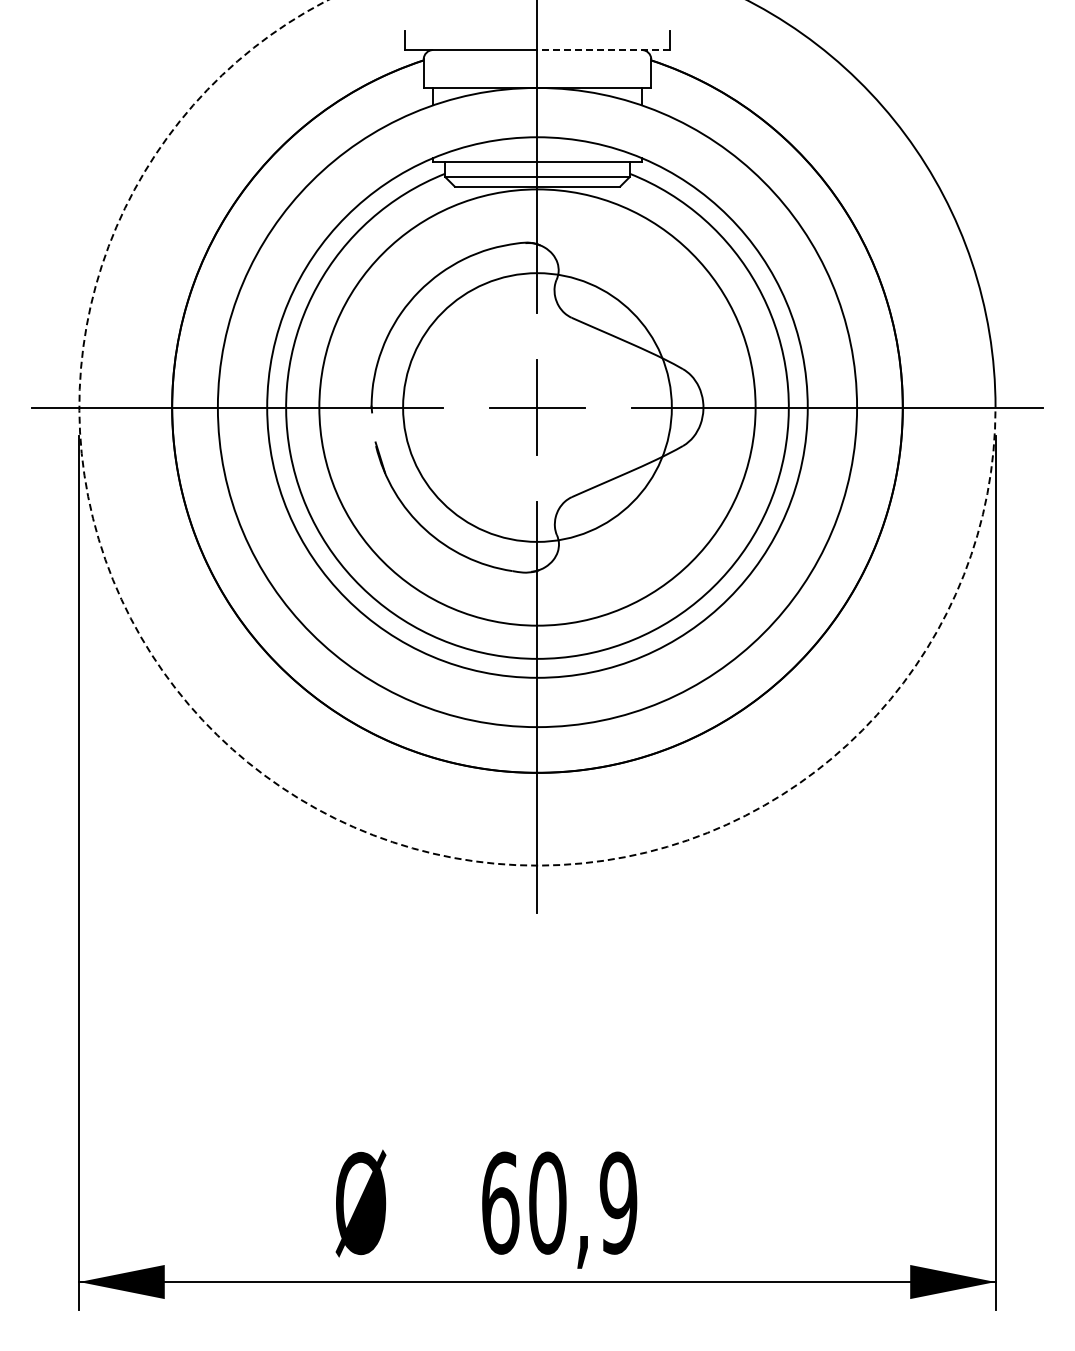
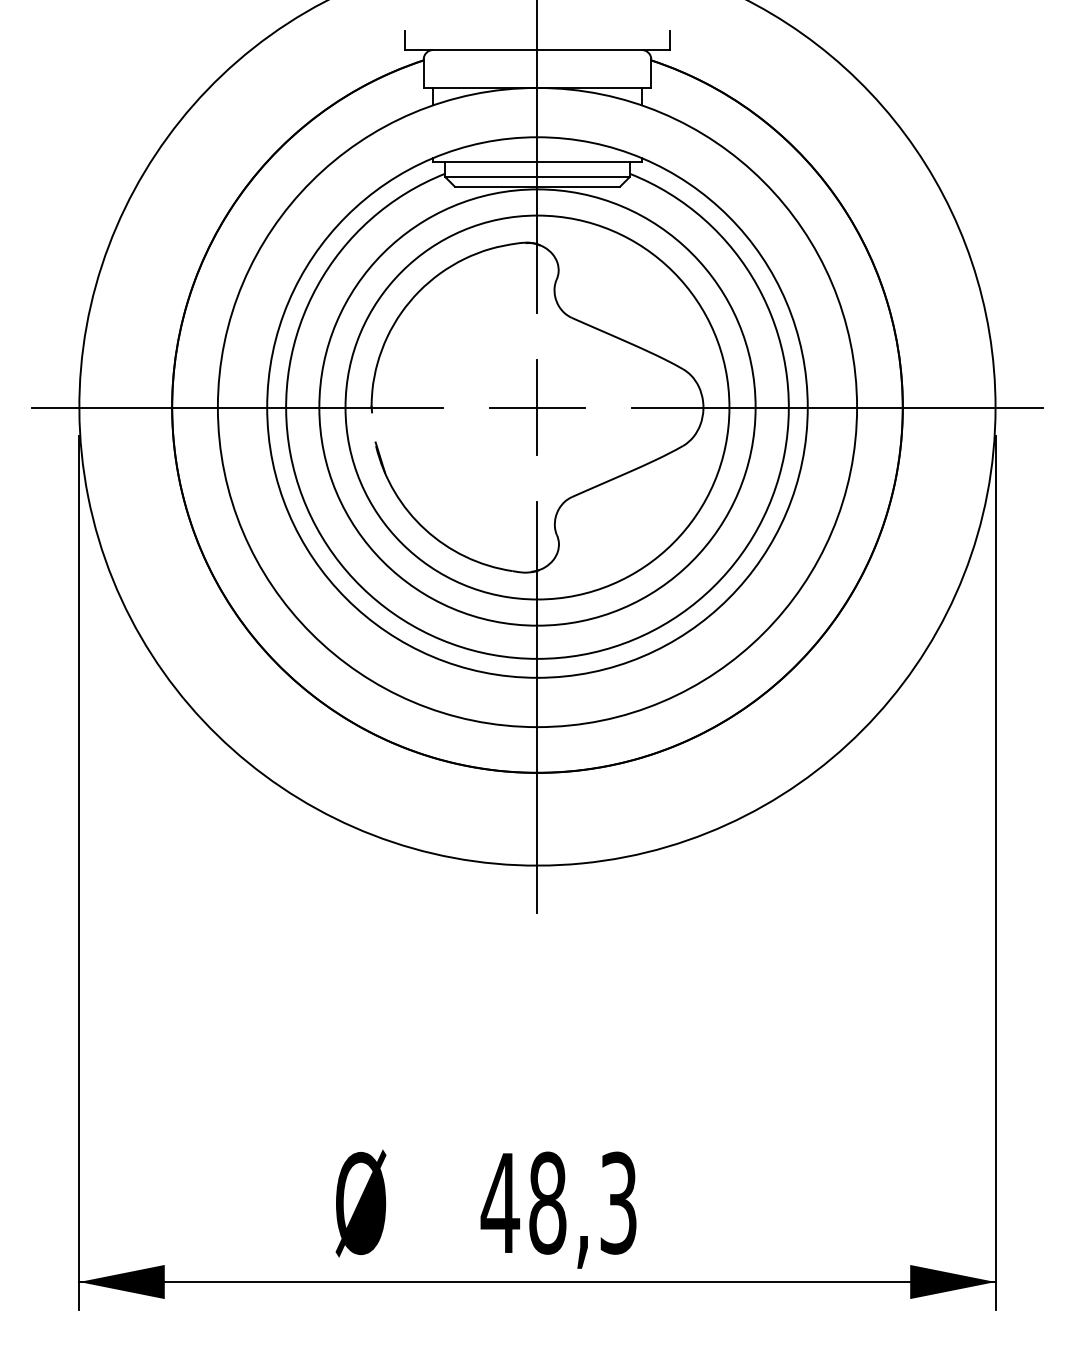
line: dashed -> solid (603, 50)
circle diameter: 269 px -> 384 px (537, 407)
arc: dashed -> solid (298, 798)
text: 60,9 -> 48,3 (558, 1202)
